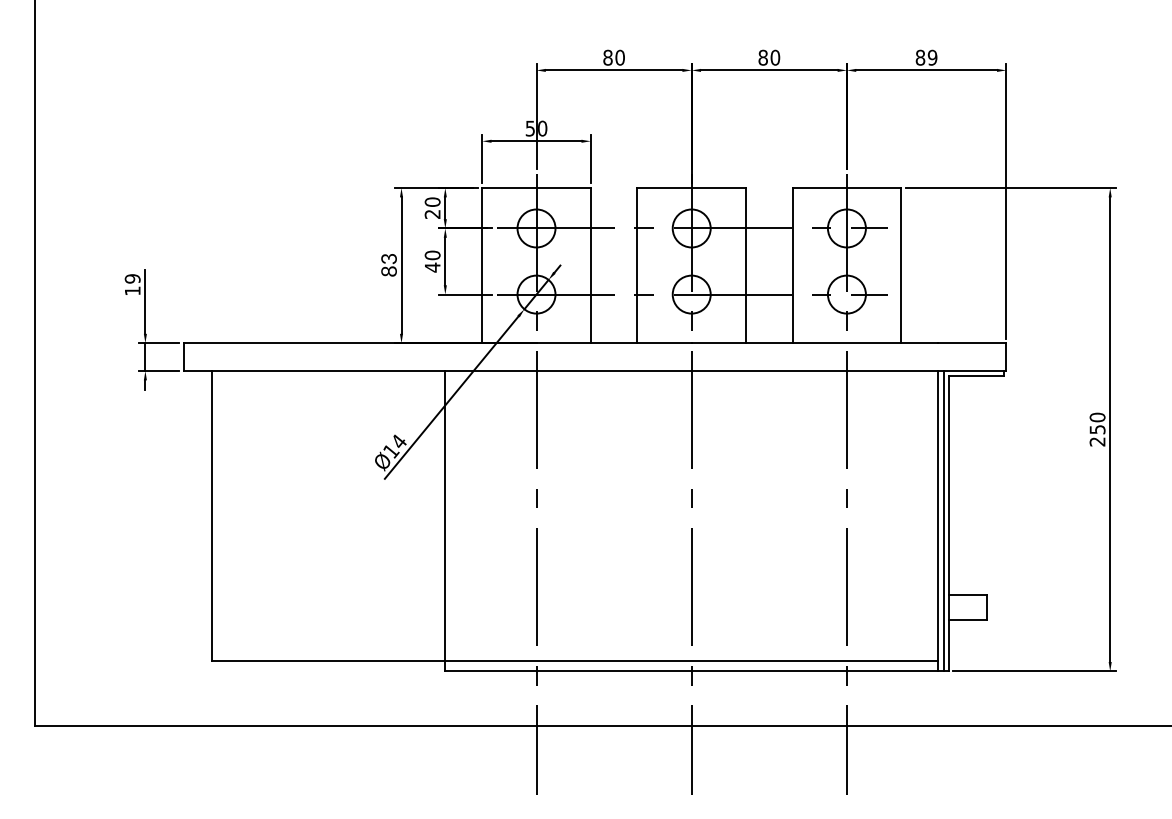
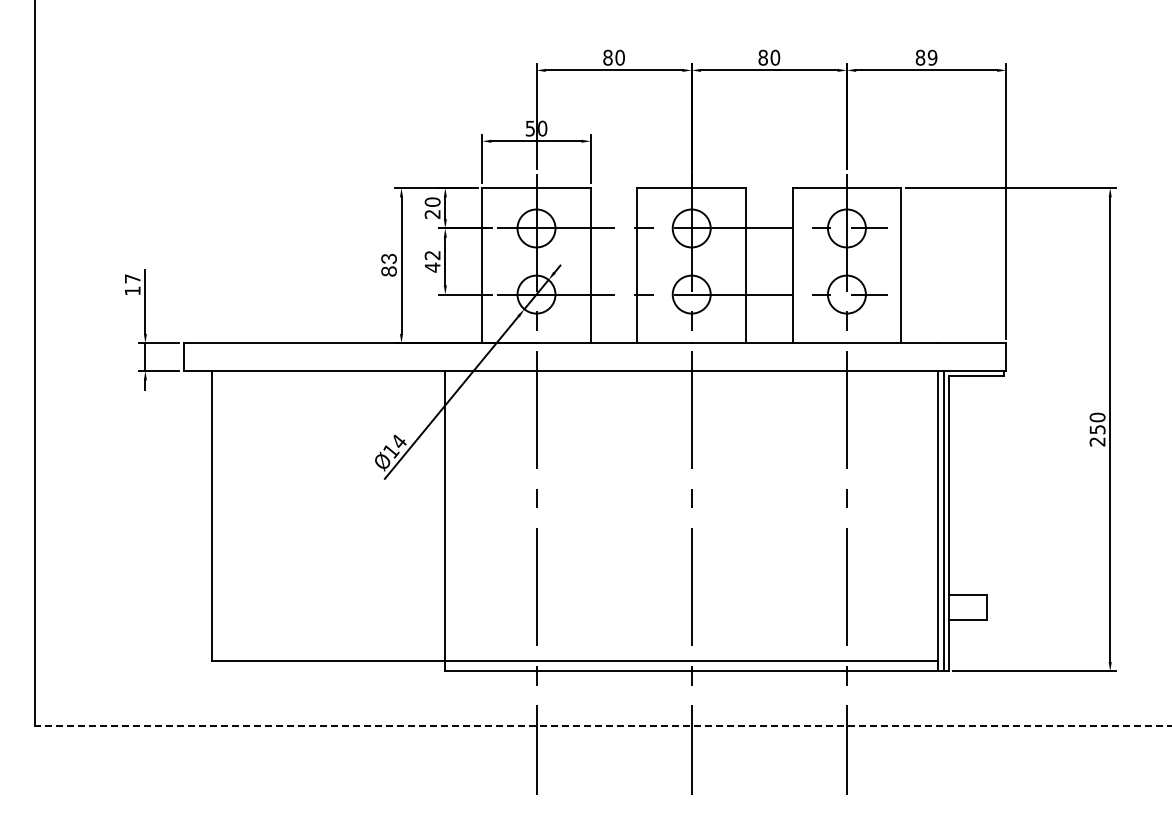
text: 40 -> 42 (432, 255)
text: 19 -> 17 (132, 278)
line: solid -> dashed (603, 725)
